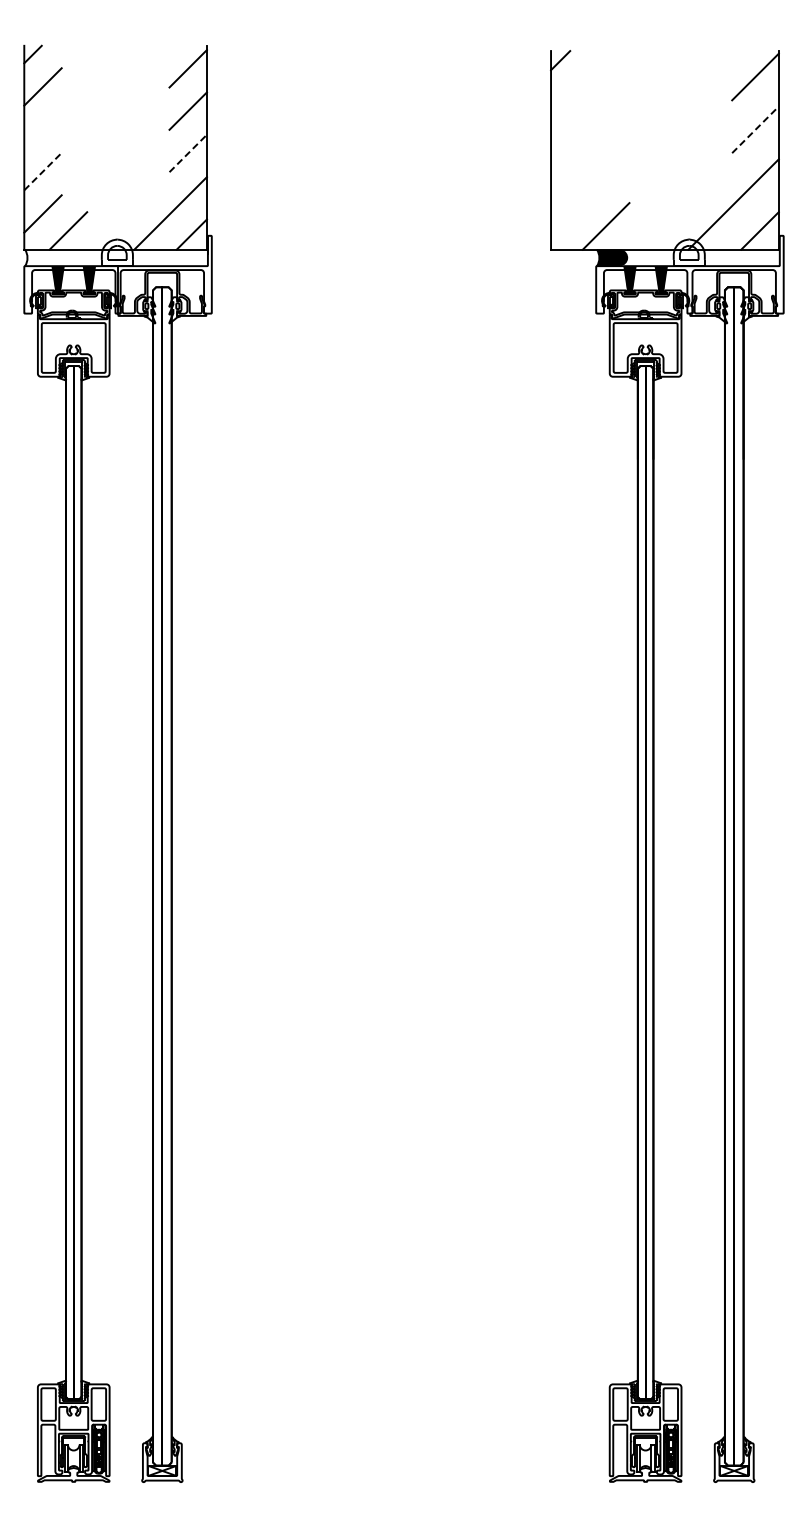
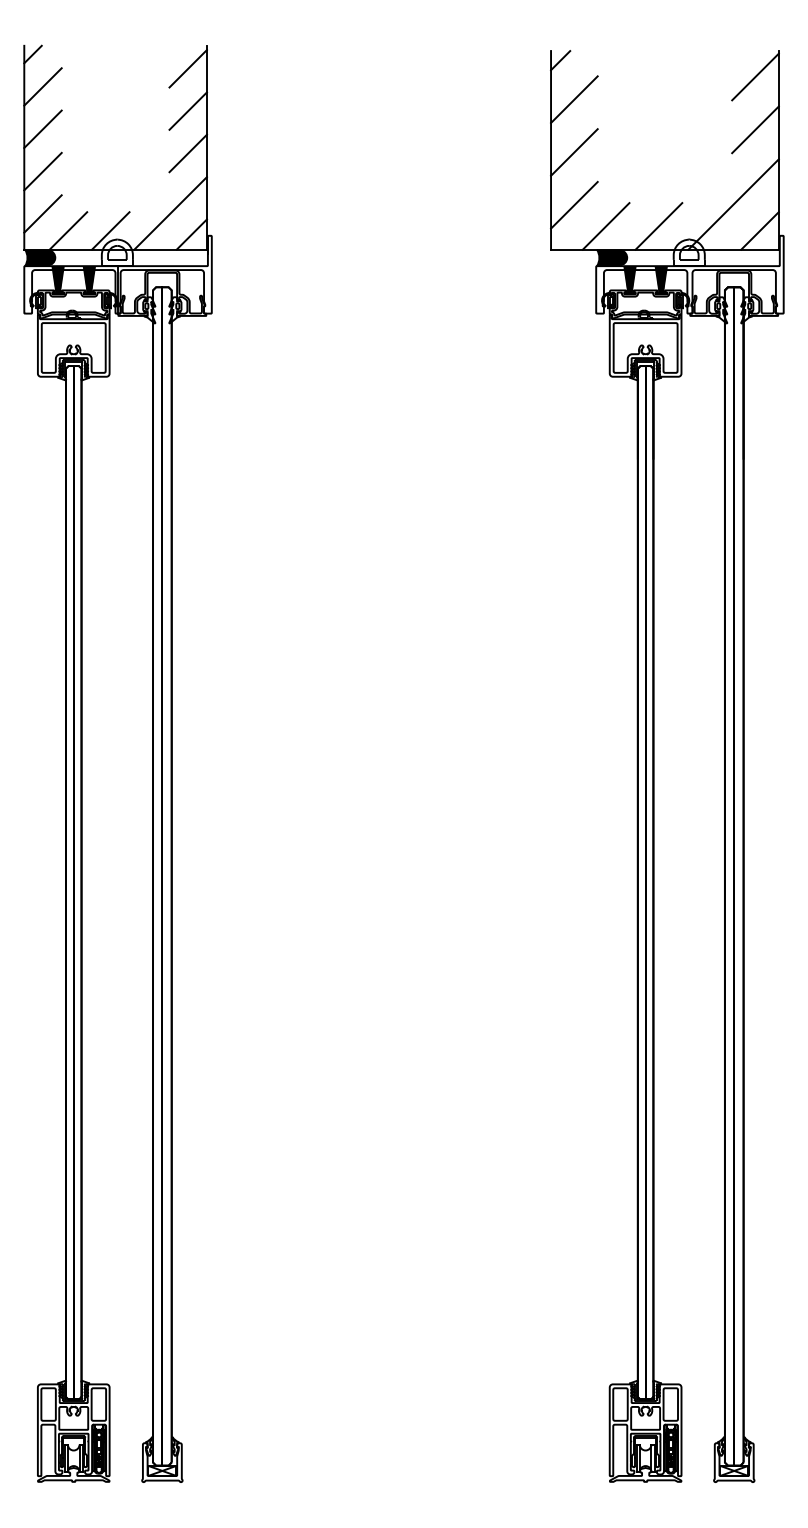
line: none -> present (574, 99)
line: none -> present (42, 129)
line: dashed -> solid (755, 129)
line: none -> present (574, 152)
line: dashed -> solid (188, 153)
line: dashed -> solid (43, 171)
line: none -> present (574, 204)
line: none -> present (658, 226)
line: none -> present (110, 230)
fill: none -> present (40, 257)
